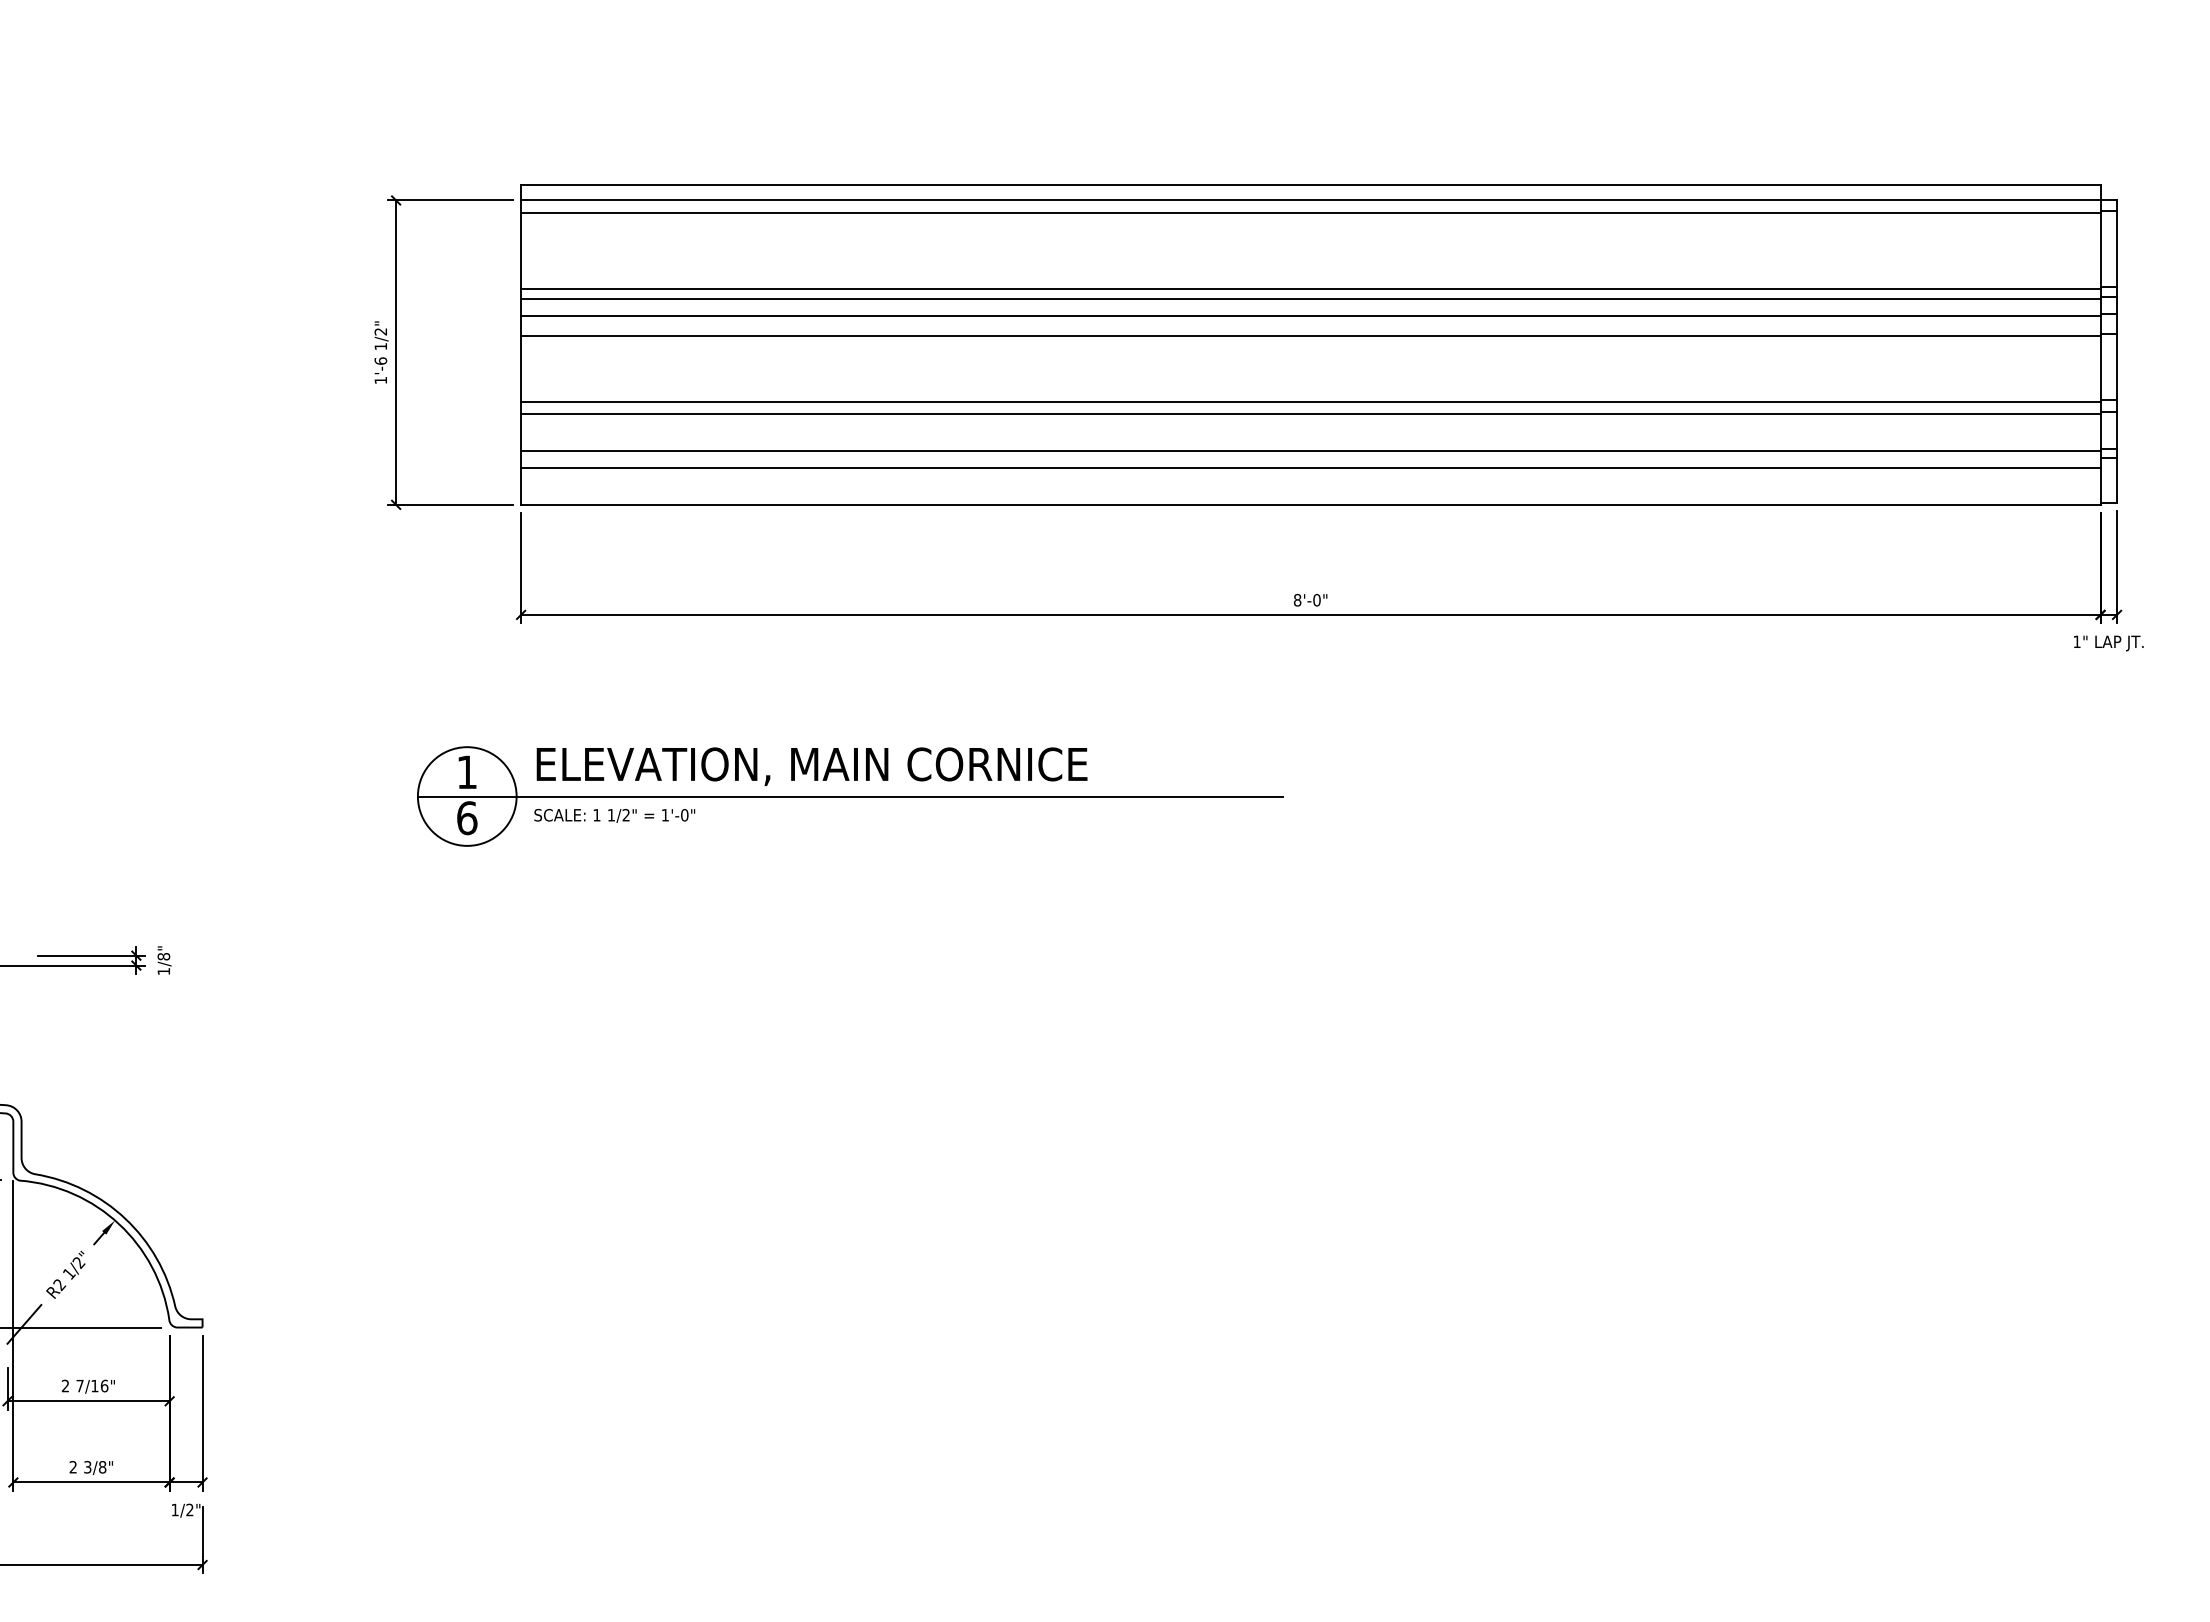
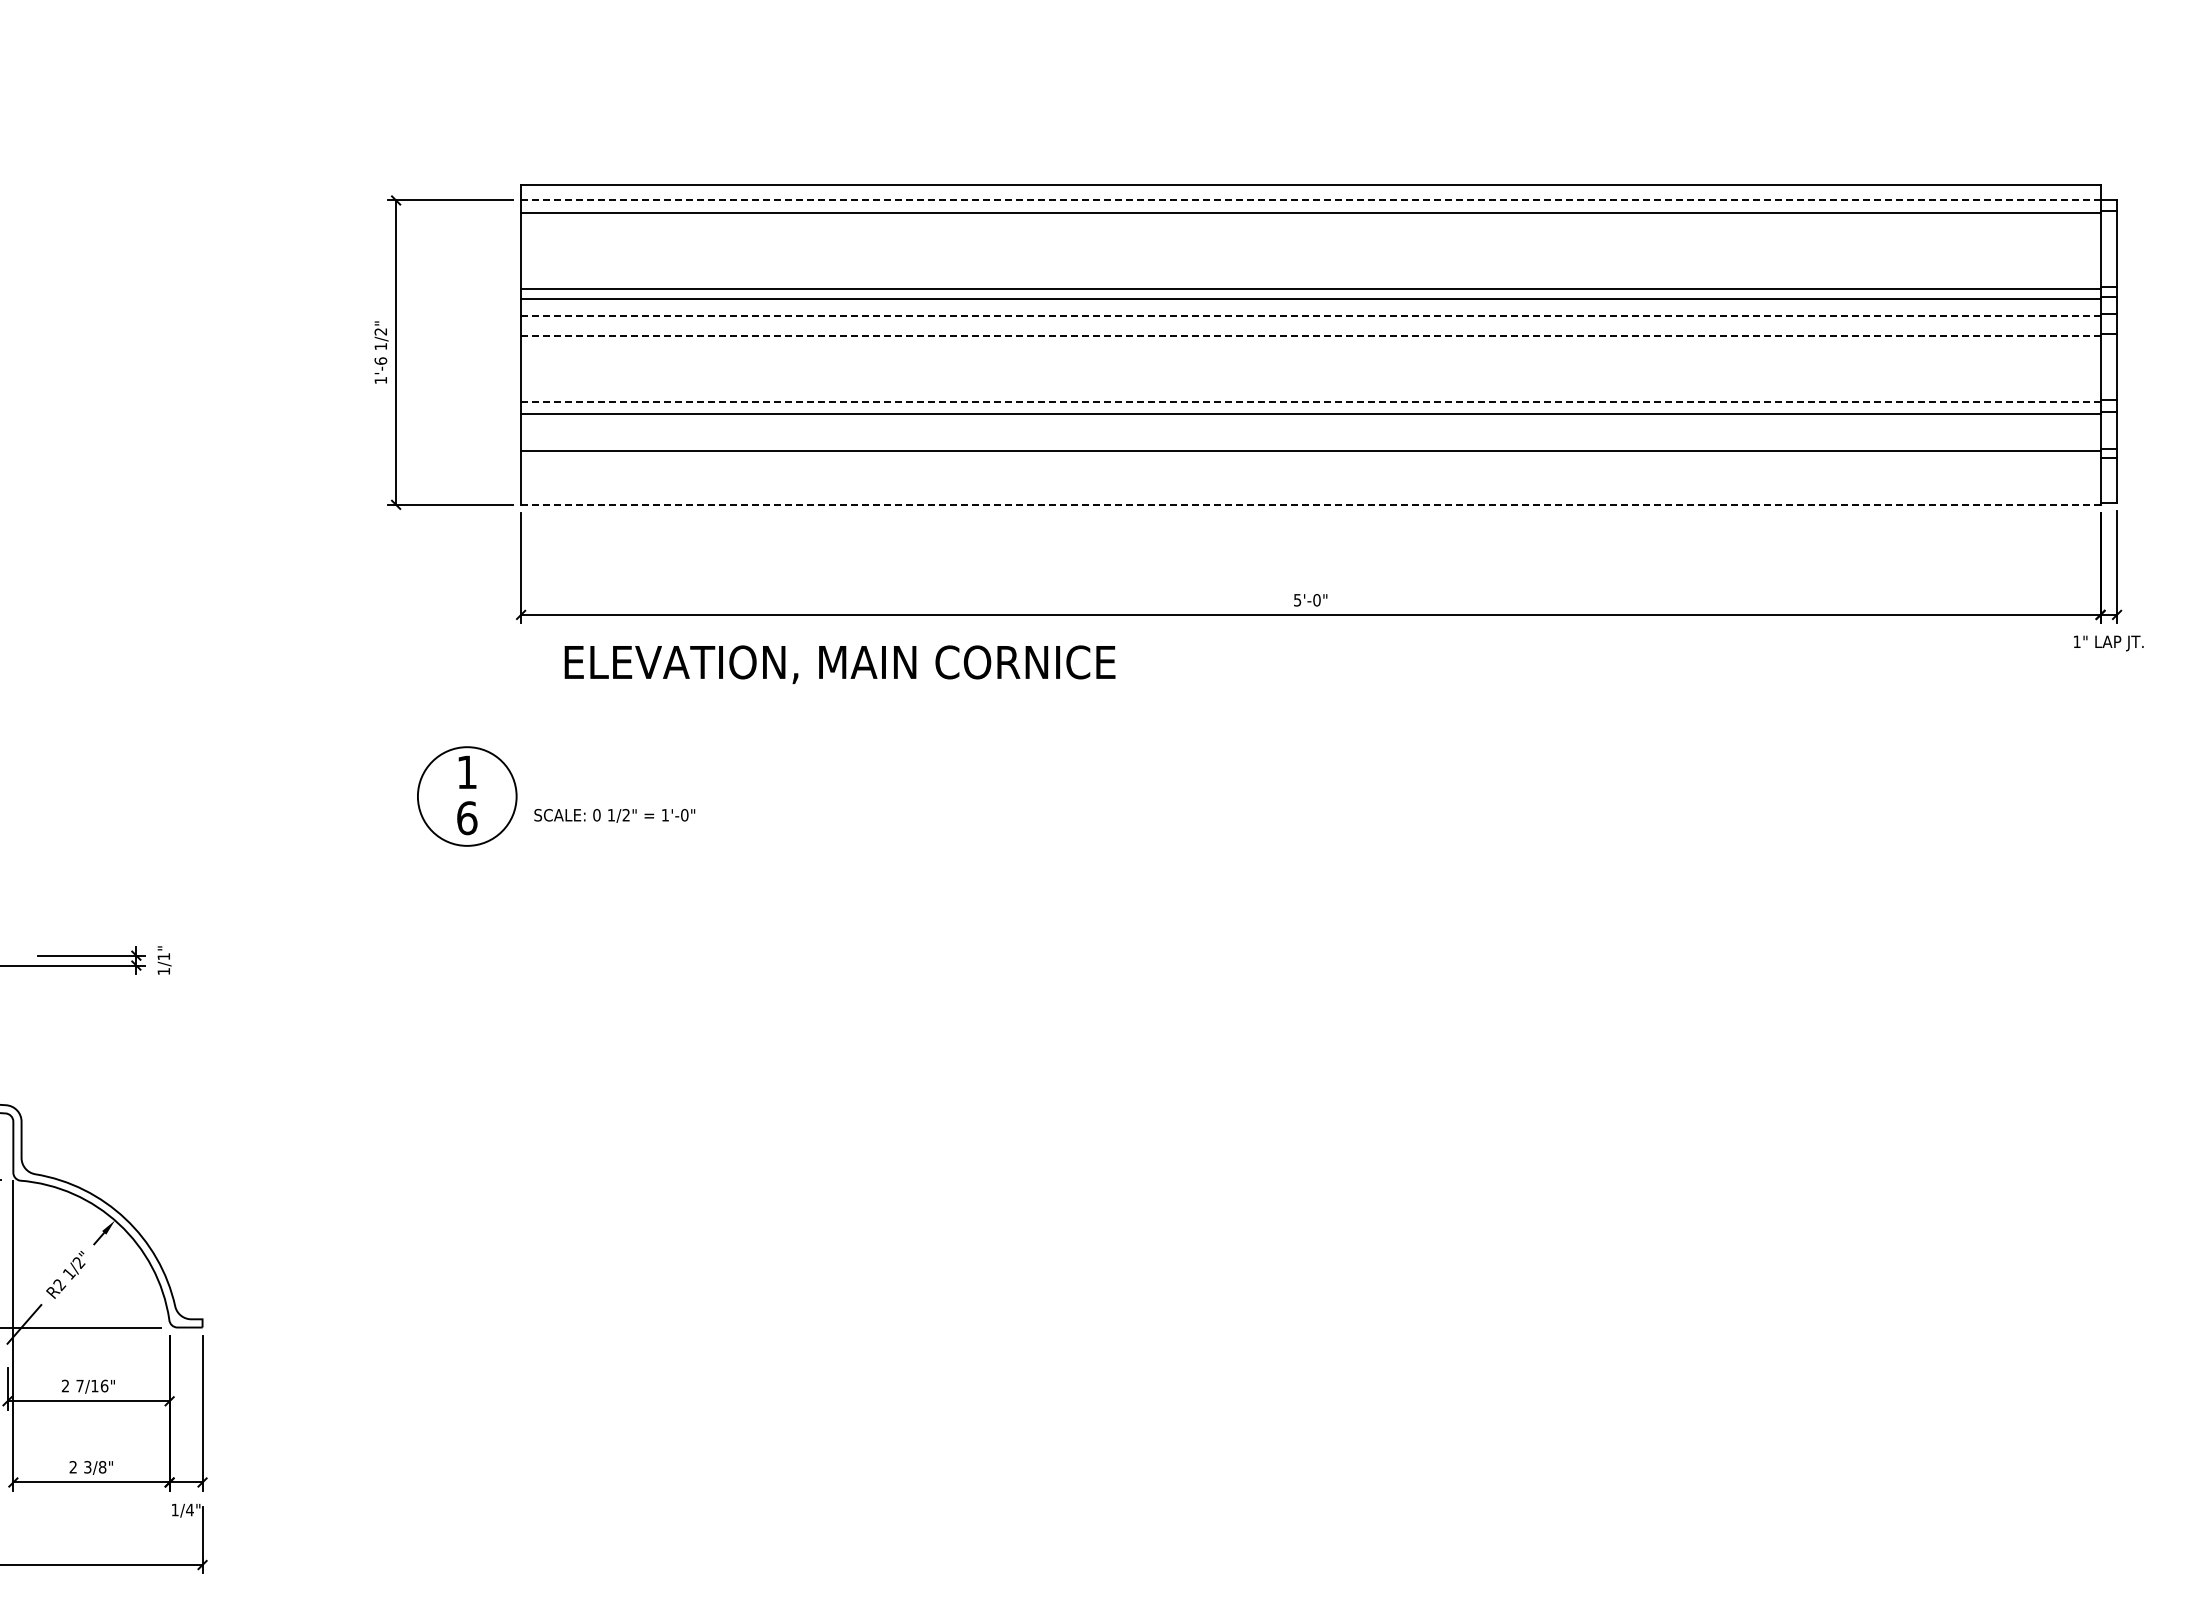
line: solid -> dashed (1310, 200)
line: solid -> dashed (1310, 315)
line: solid -> dashed (1310, 336)
line: solid -> dashed (1310, 402)
line: present -> none (1310, 467)
line: solid -> dashed (1310, 504)
text: 8'-0" -> 5'-0" (1297, 599)
text position: (811, 766) -> (839, 664) (839, 664)
line: present -> none (849, 796)
text: 1 -> 0 (596, 815)
text: 1/8" -> 1/1" (163, 956)
text: 1/2" -> 1/4" (189, 1509)
